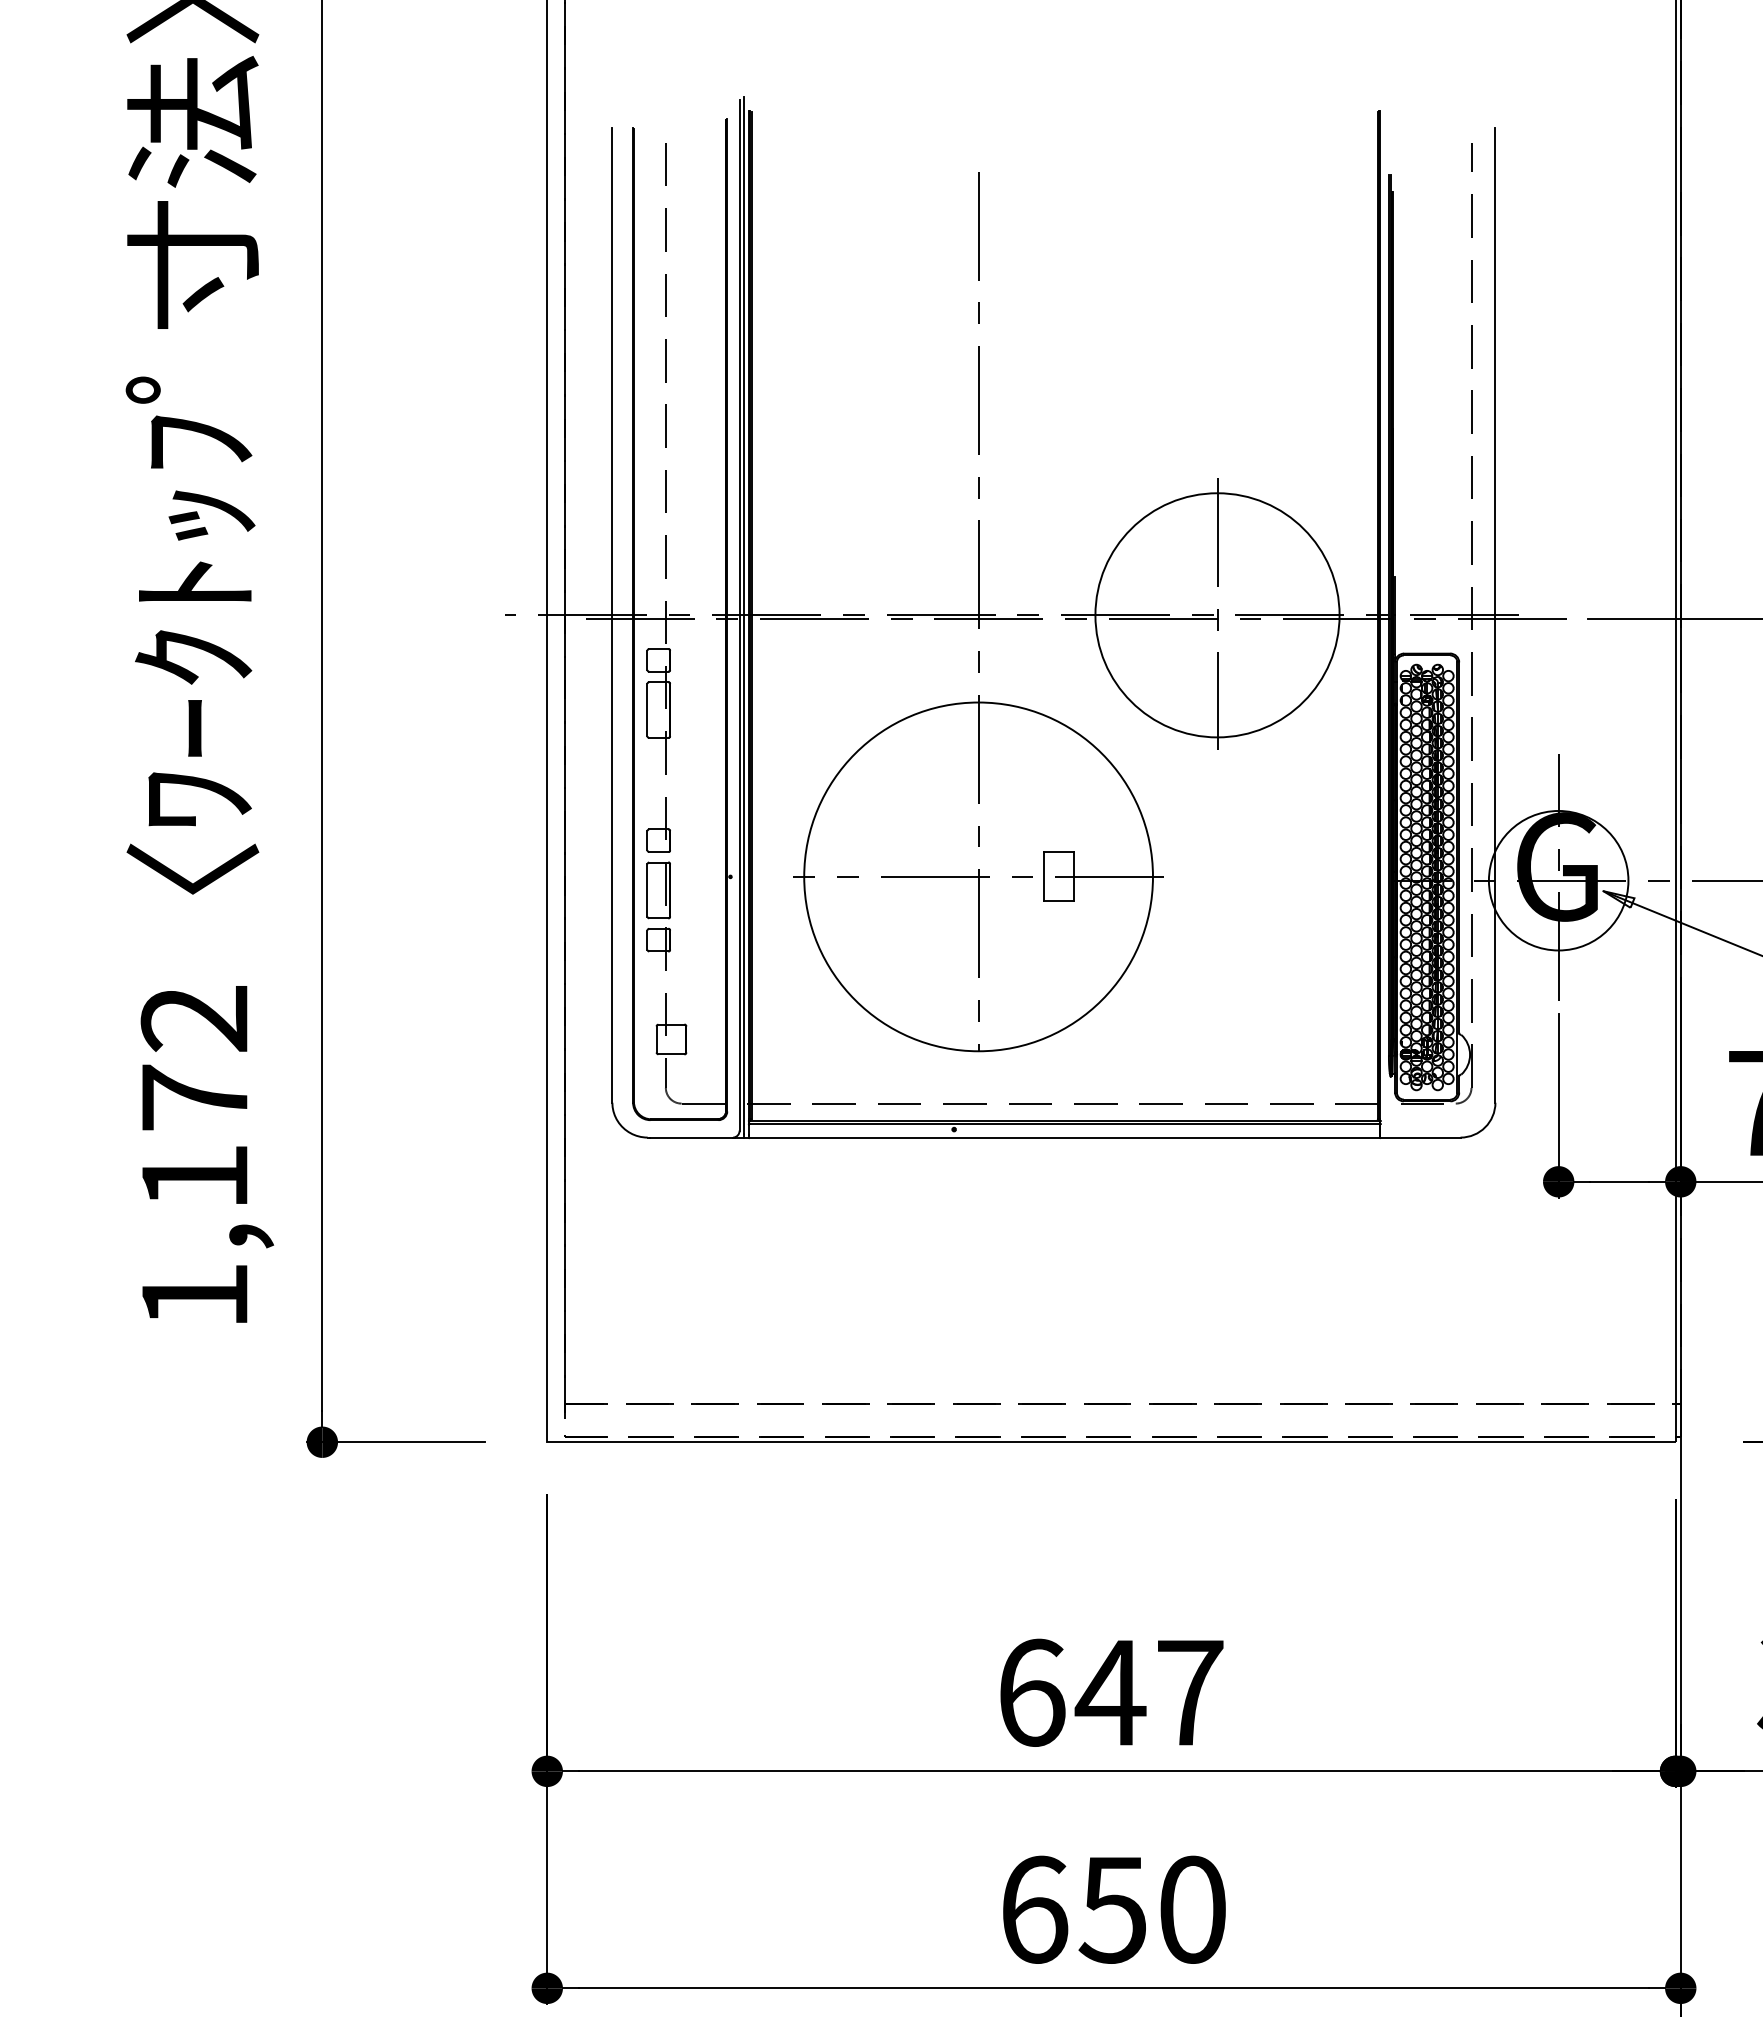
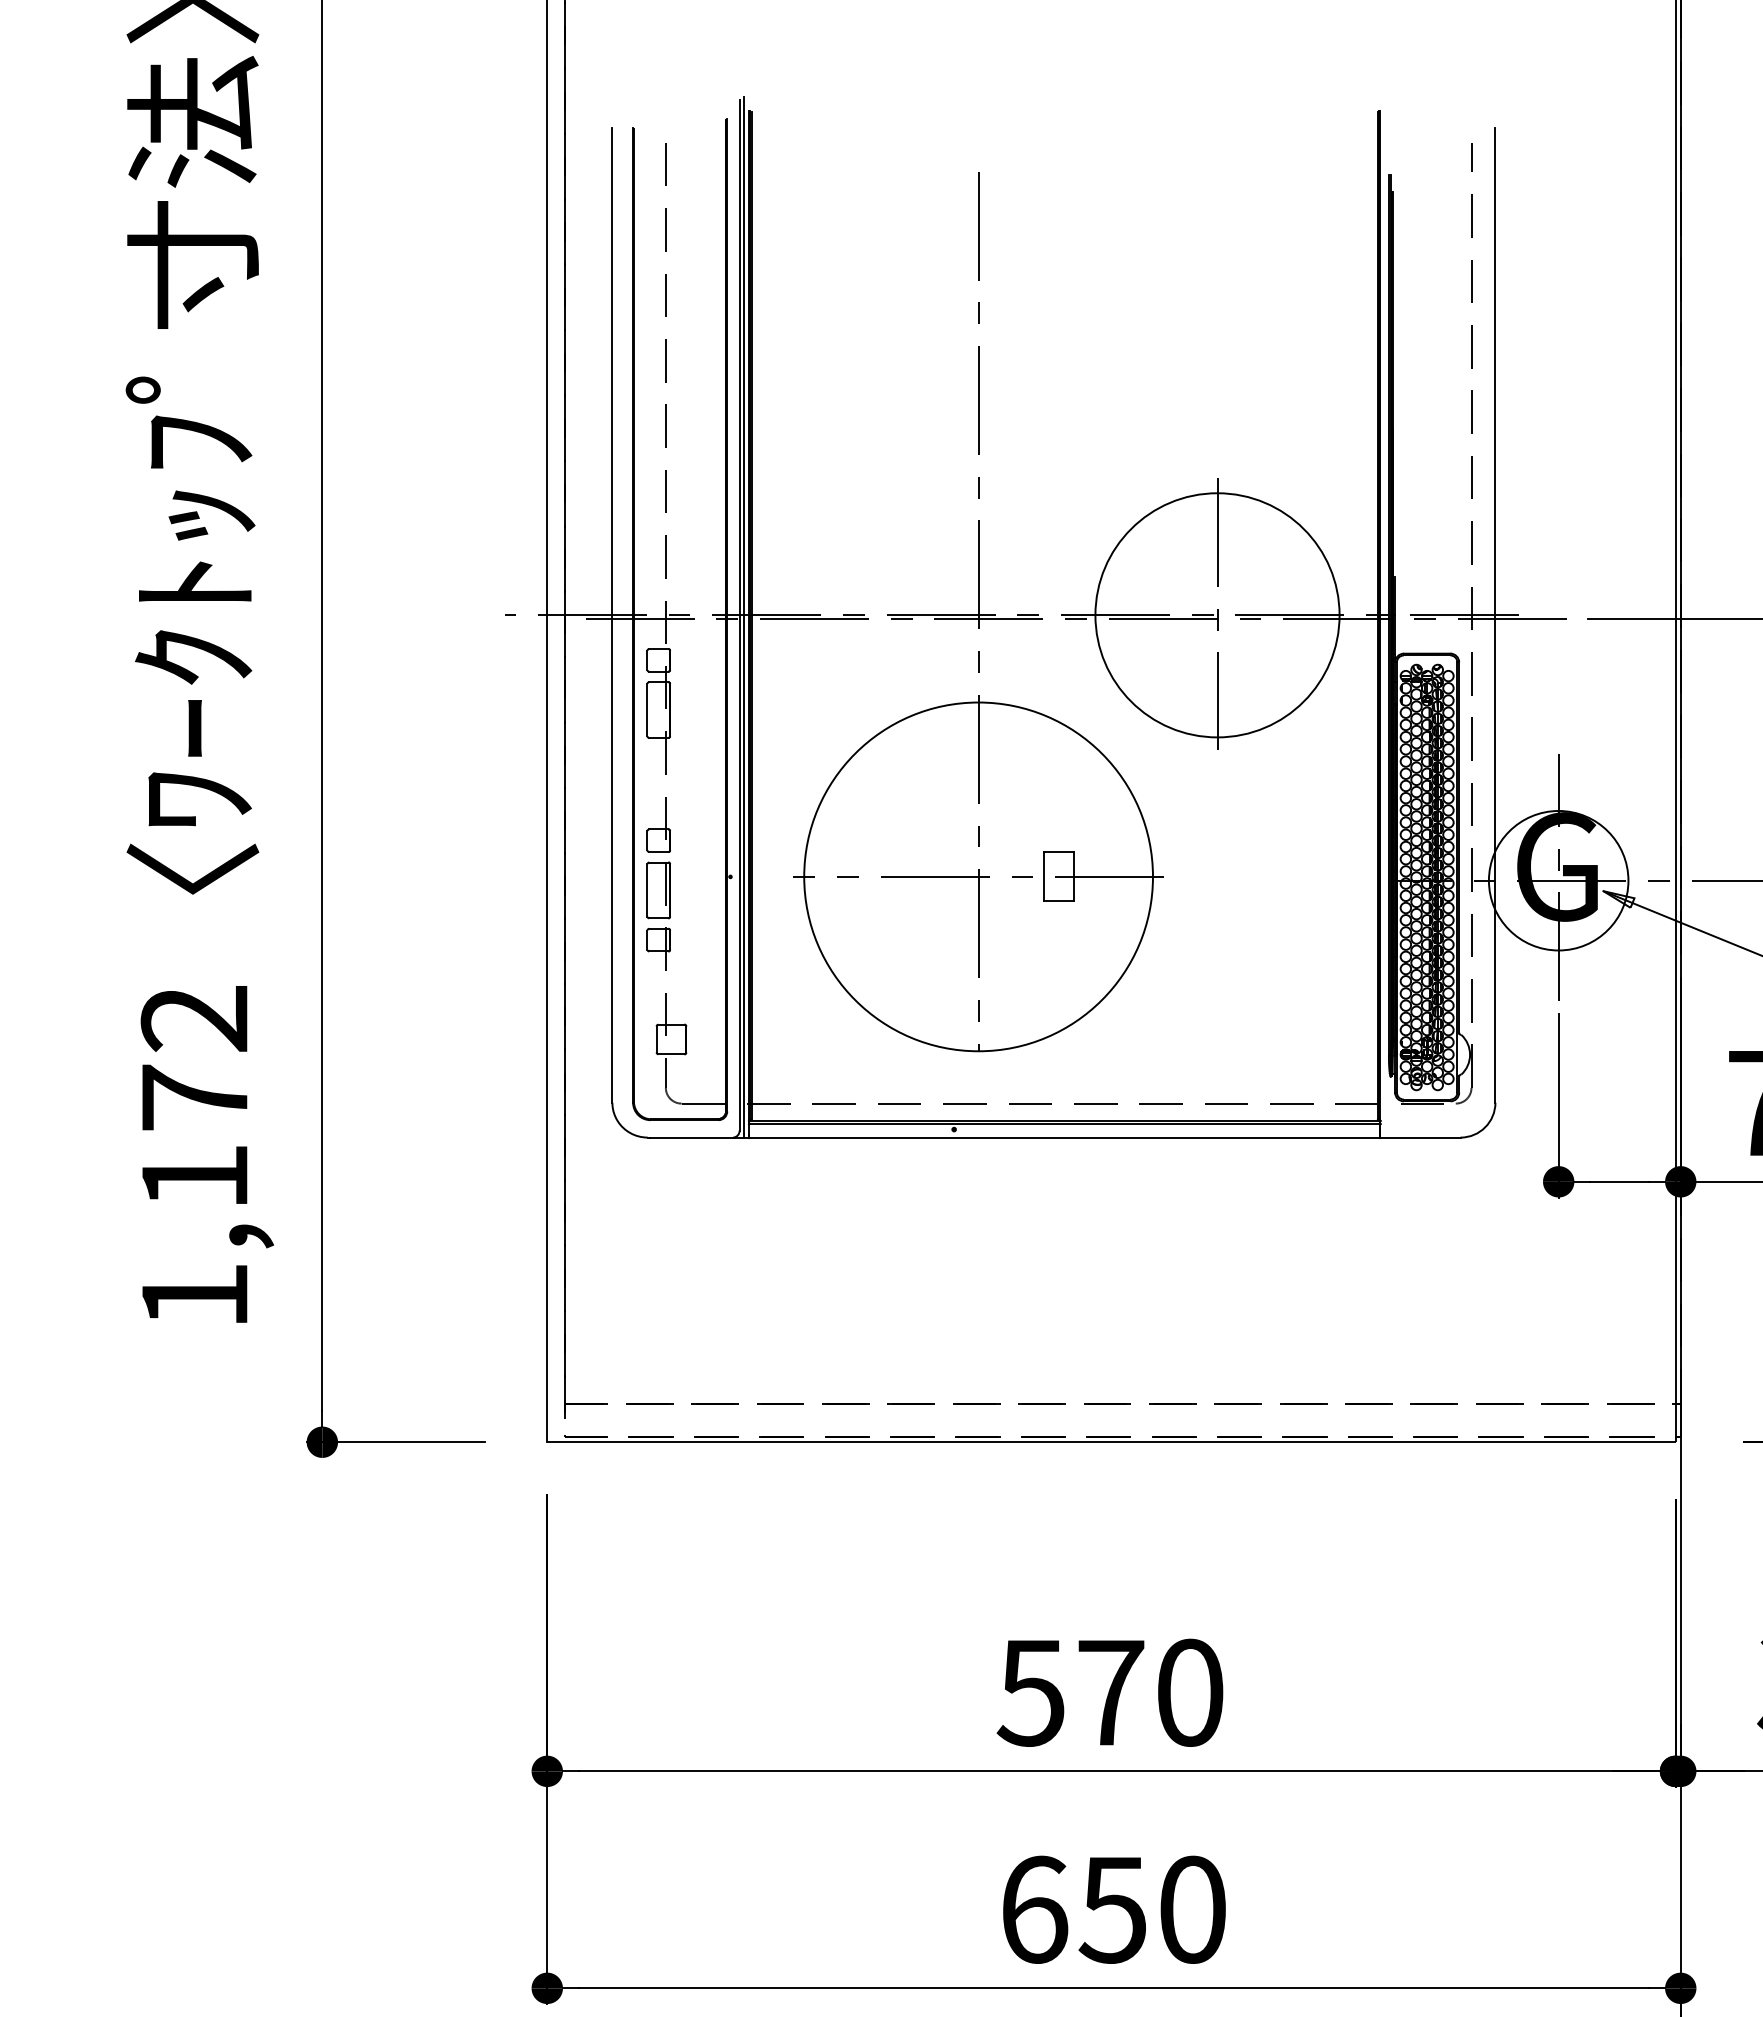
text: 647 -> 570 (1109, 1692)
